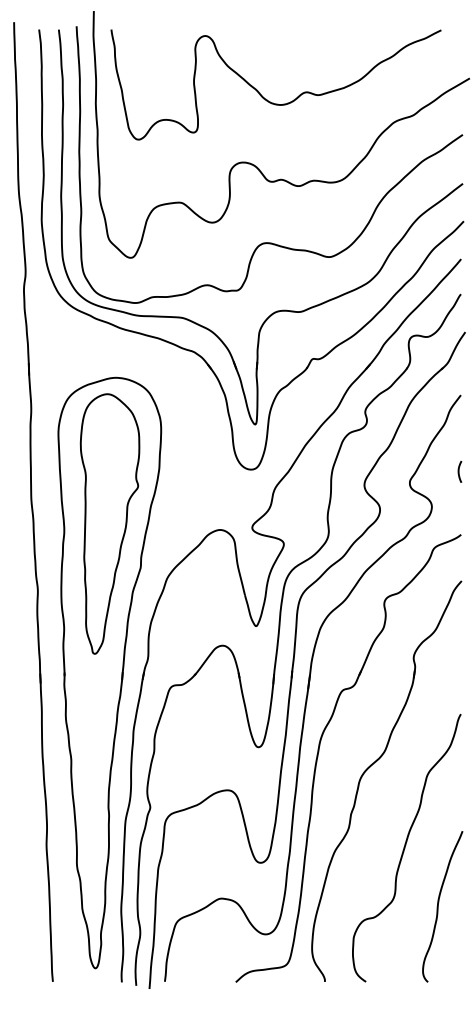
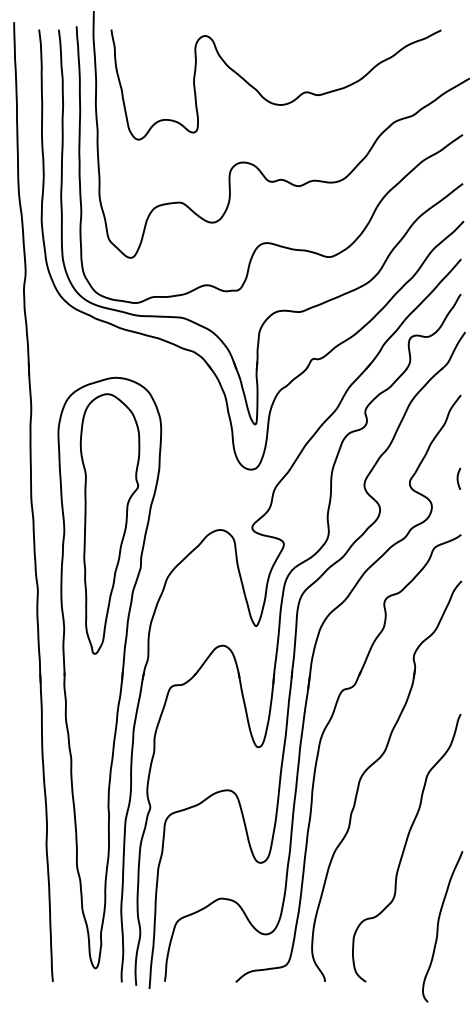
curve position: (459, 471) -> (458, 478) (458, 478)
curve position: (438, 906) -> (438, 926) (438, 926)
